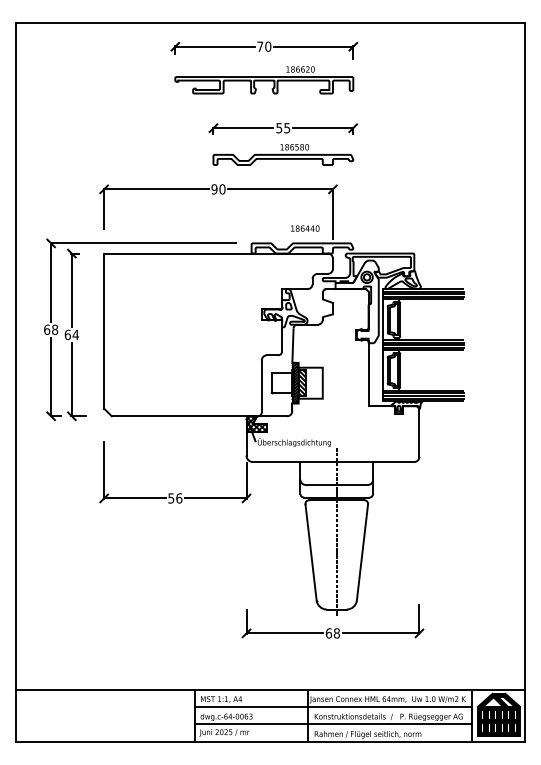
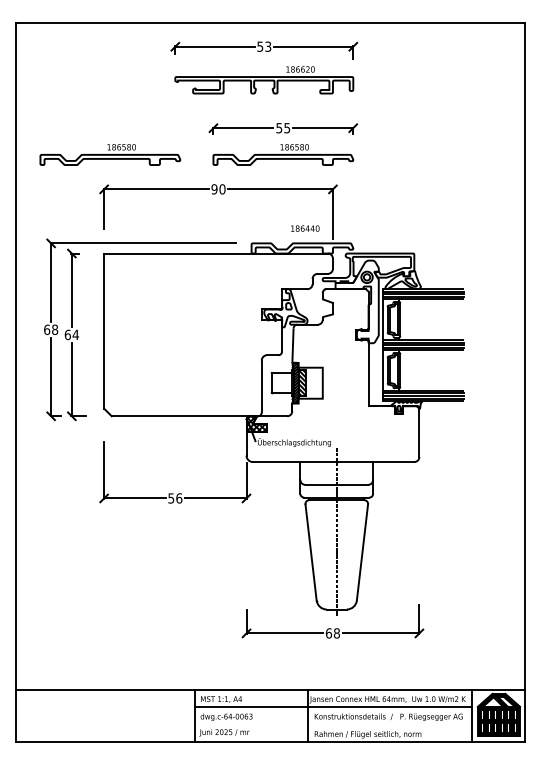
text: 70 -> 53 (264, 46)
part: none -> present (110, 154)
line: present -> none (332, 724)
